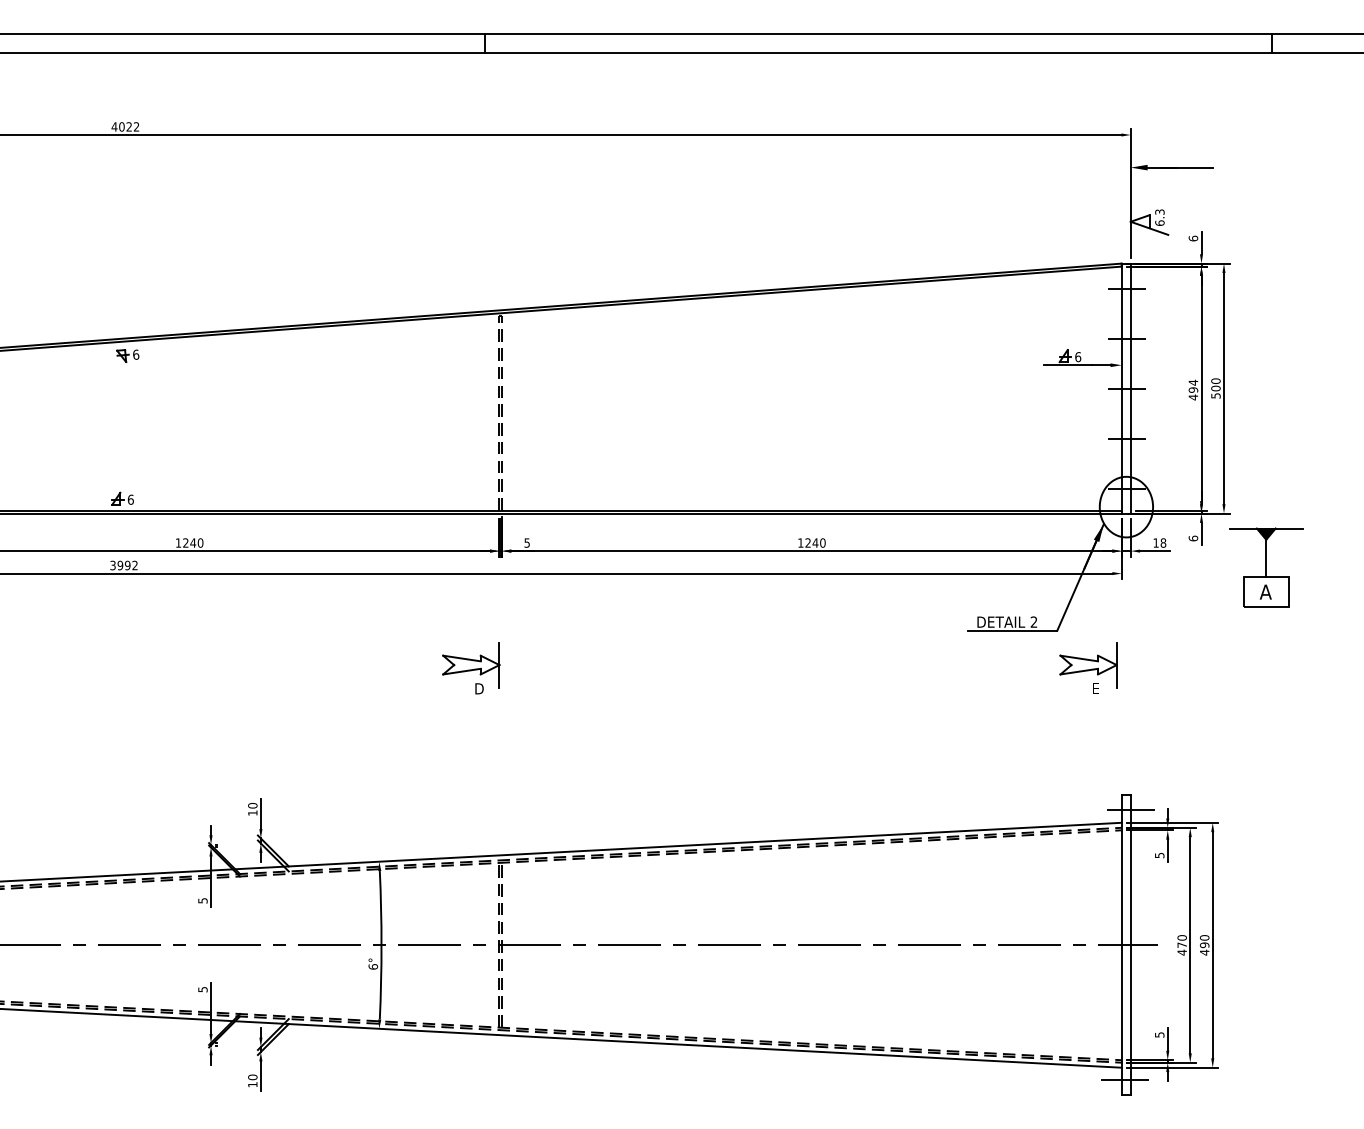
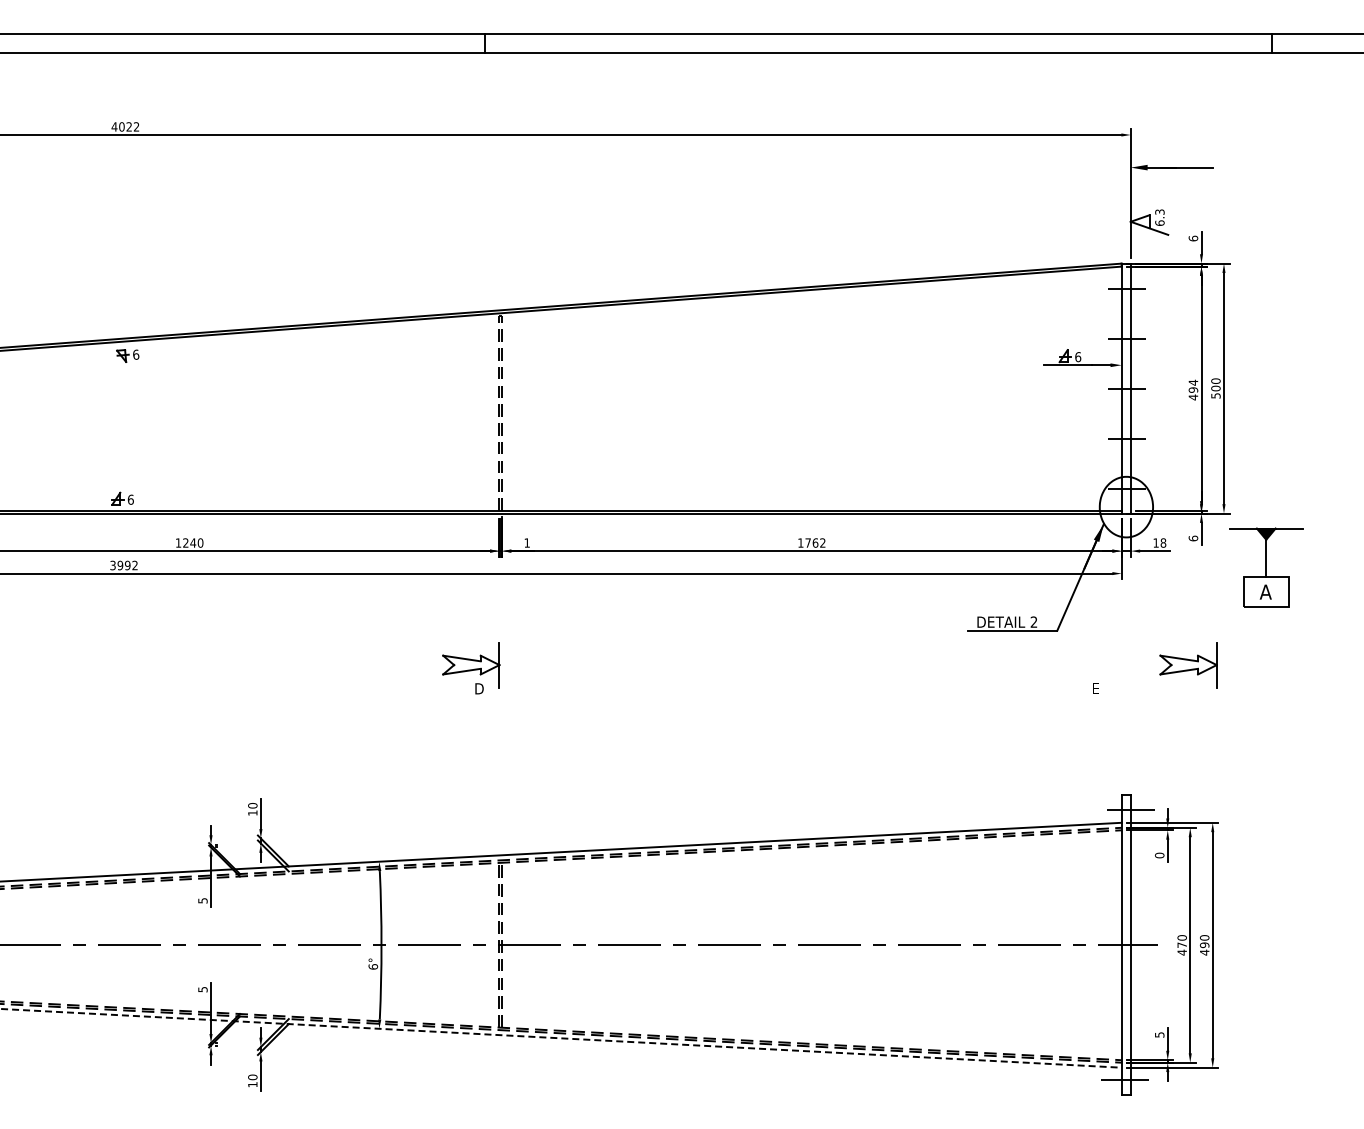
text: 5 -> 1 (526, 542)
text: 1240 -> 1762 (815, 542)
part position: (1088, 665) -> (1188, 665) (1188, 665)
text: 5 -> 0 (1159, 855)
line: solid -> dashed (561, 1038)
